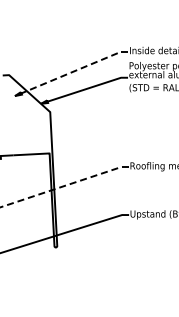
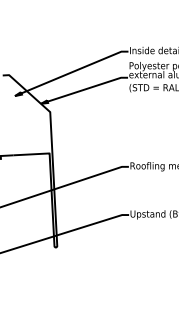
line: dashed -> solid (71, 72)
line: dashed -> solid (64, 186)
